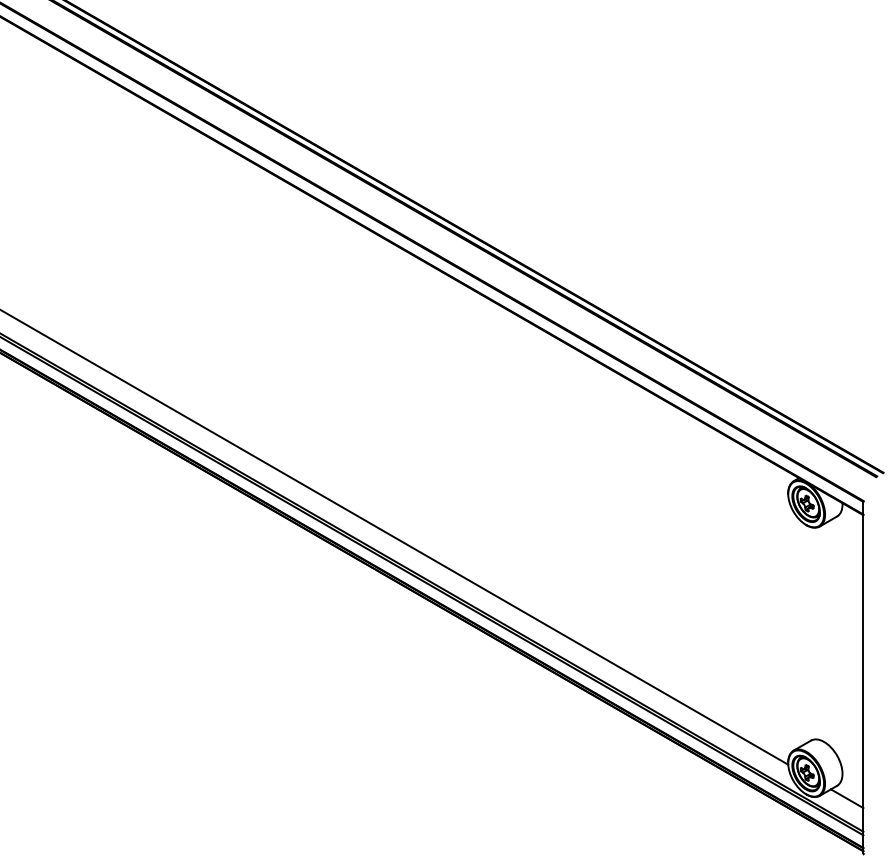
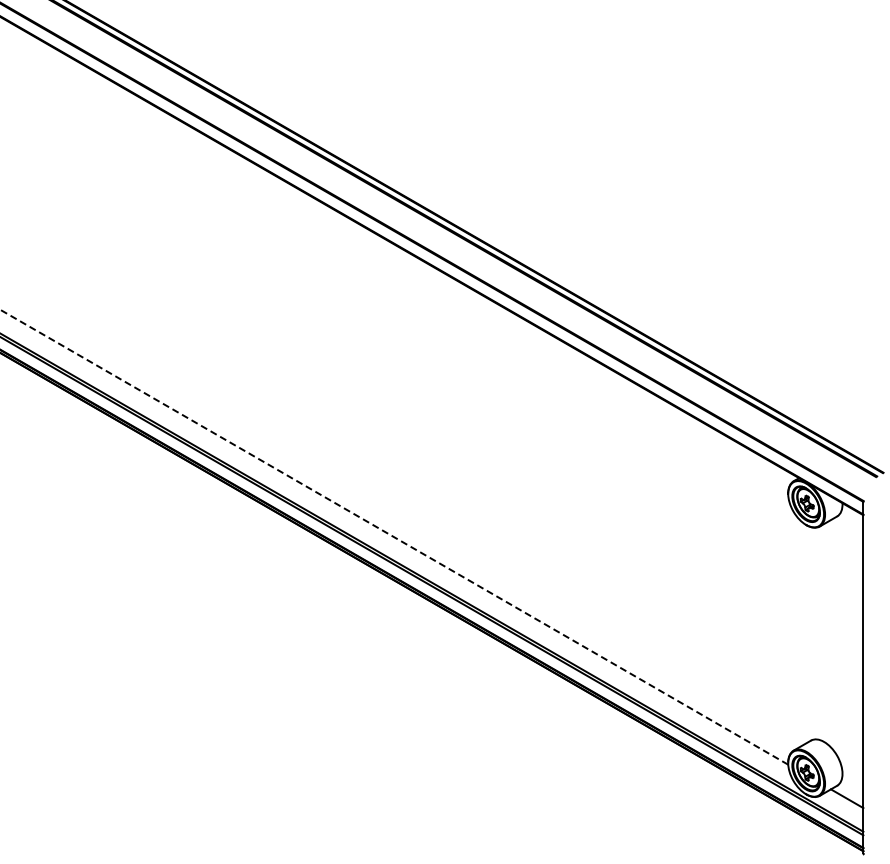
line: solid -> dashed (394, 537)
